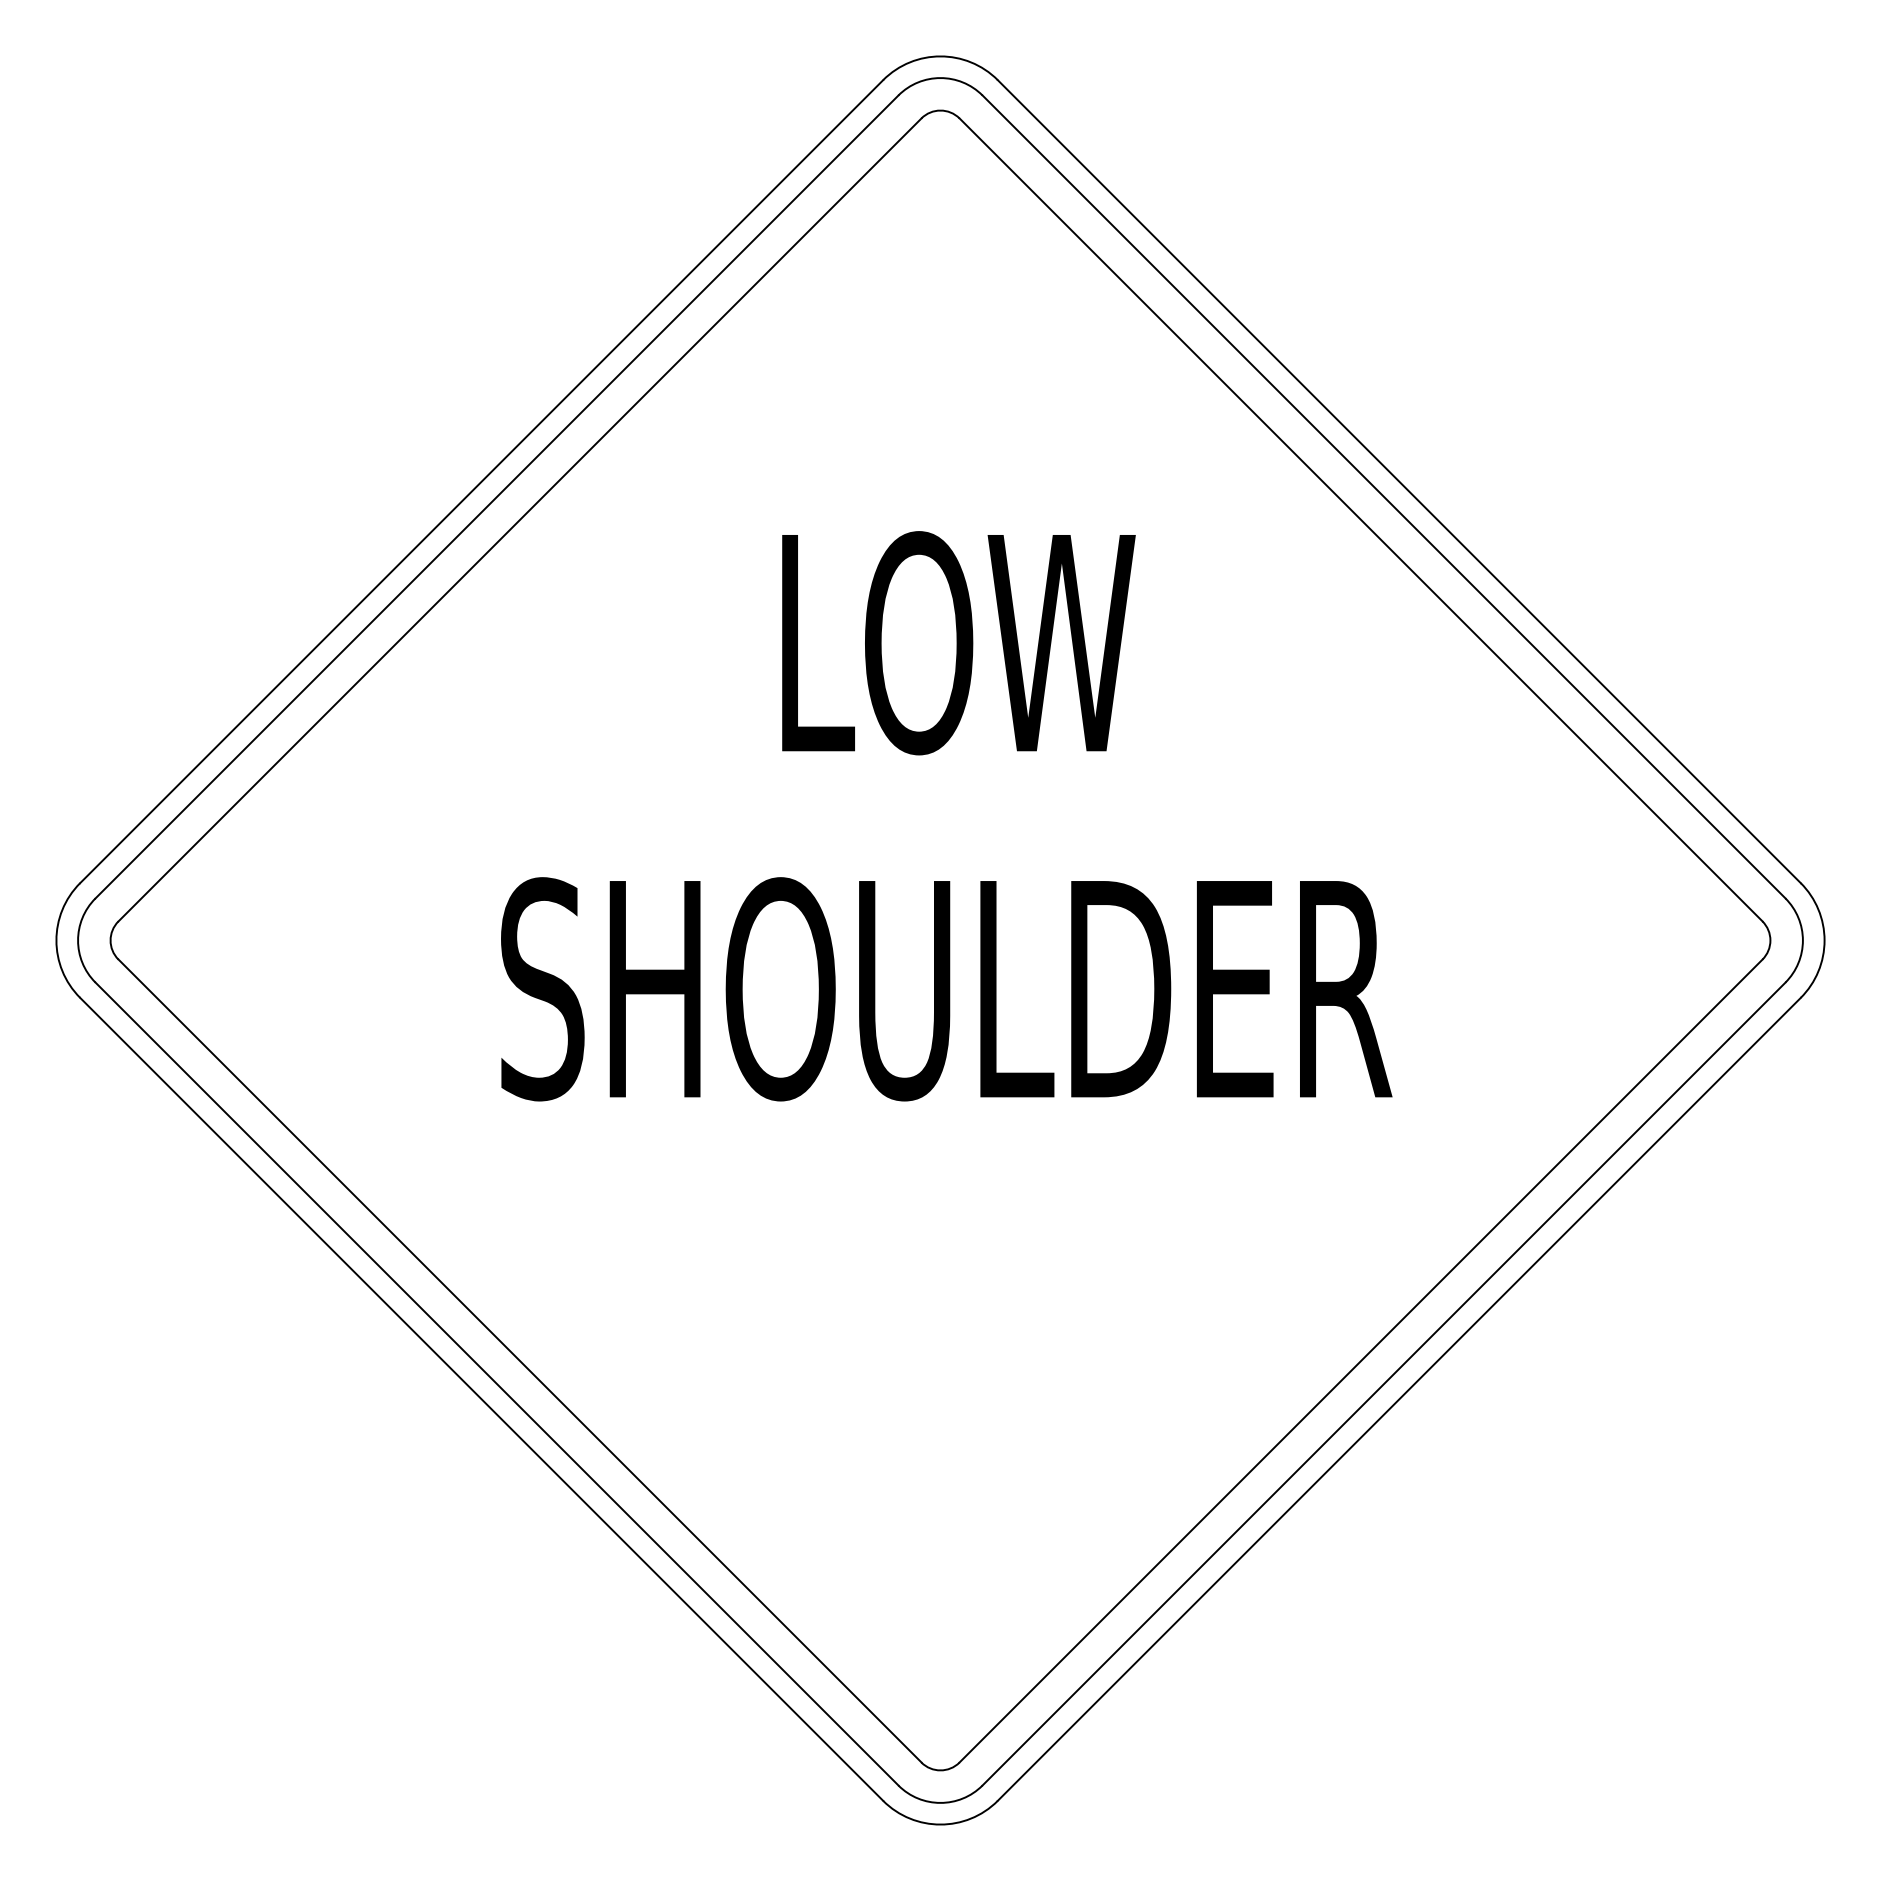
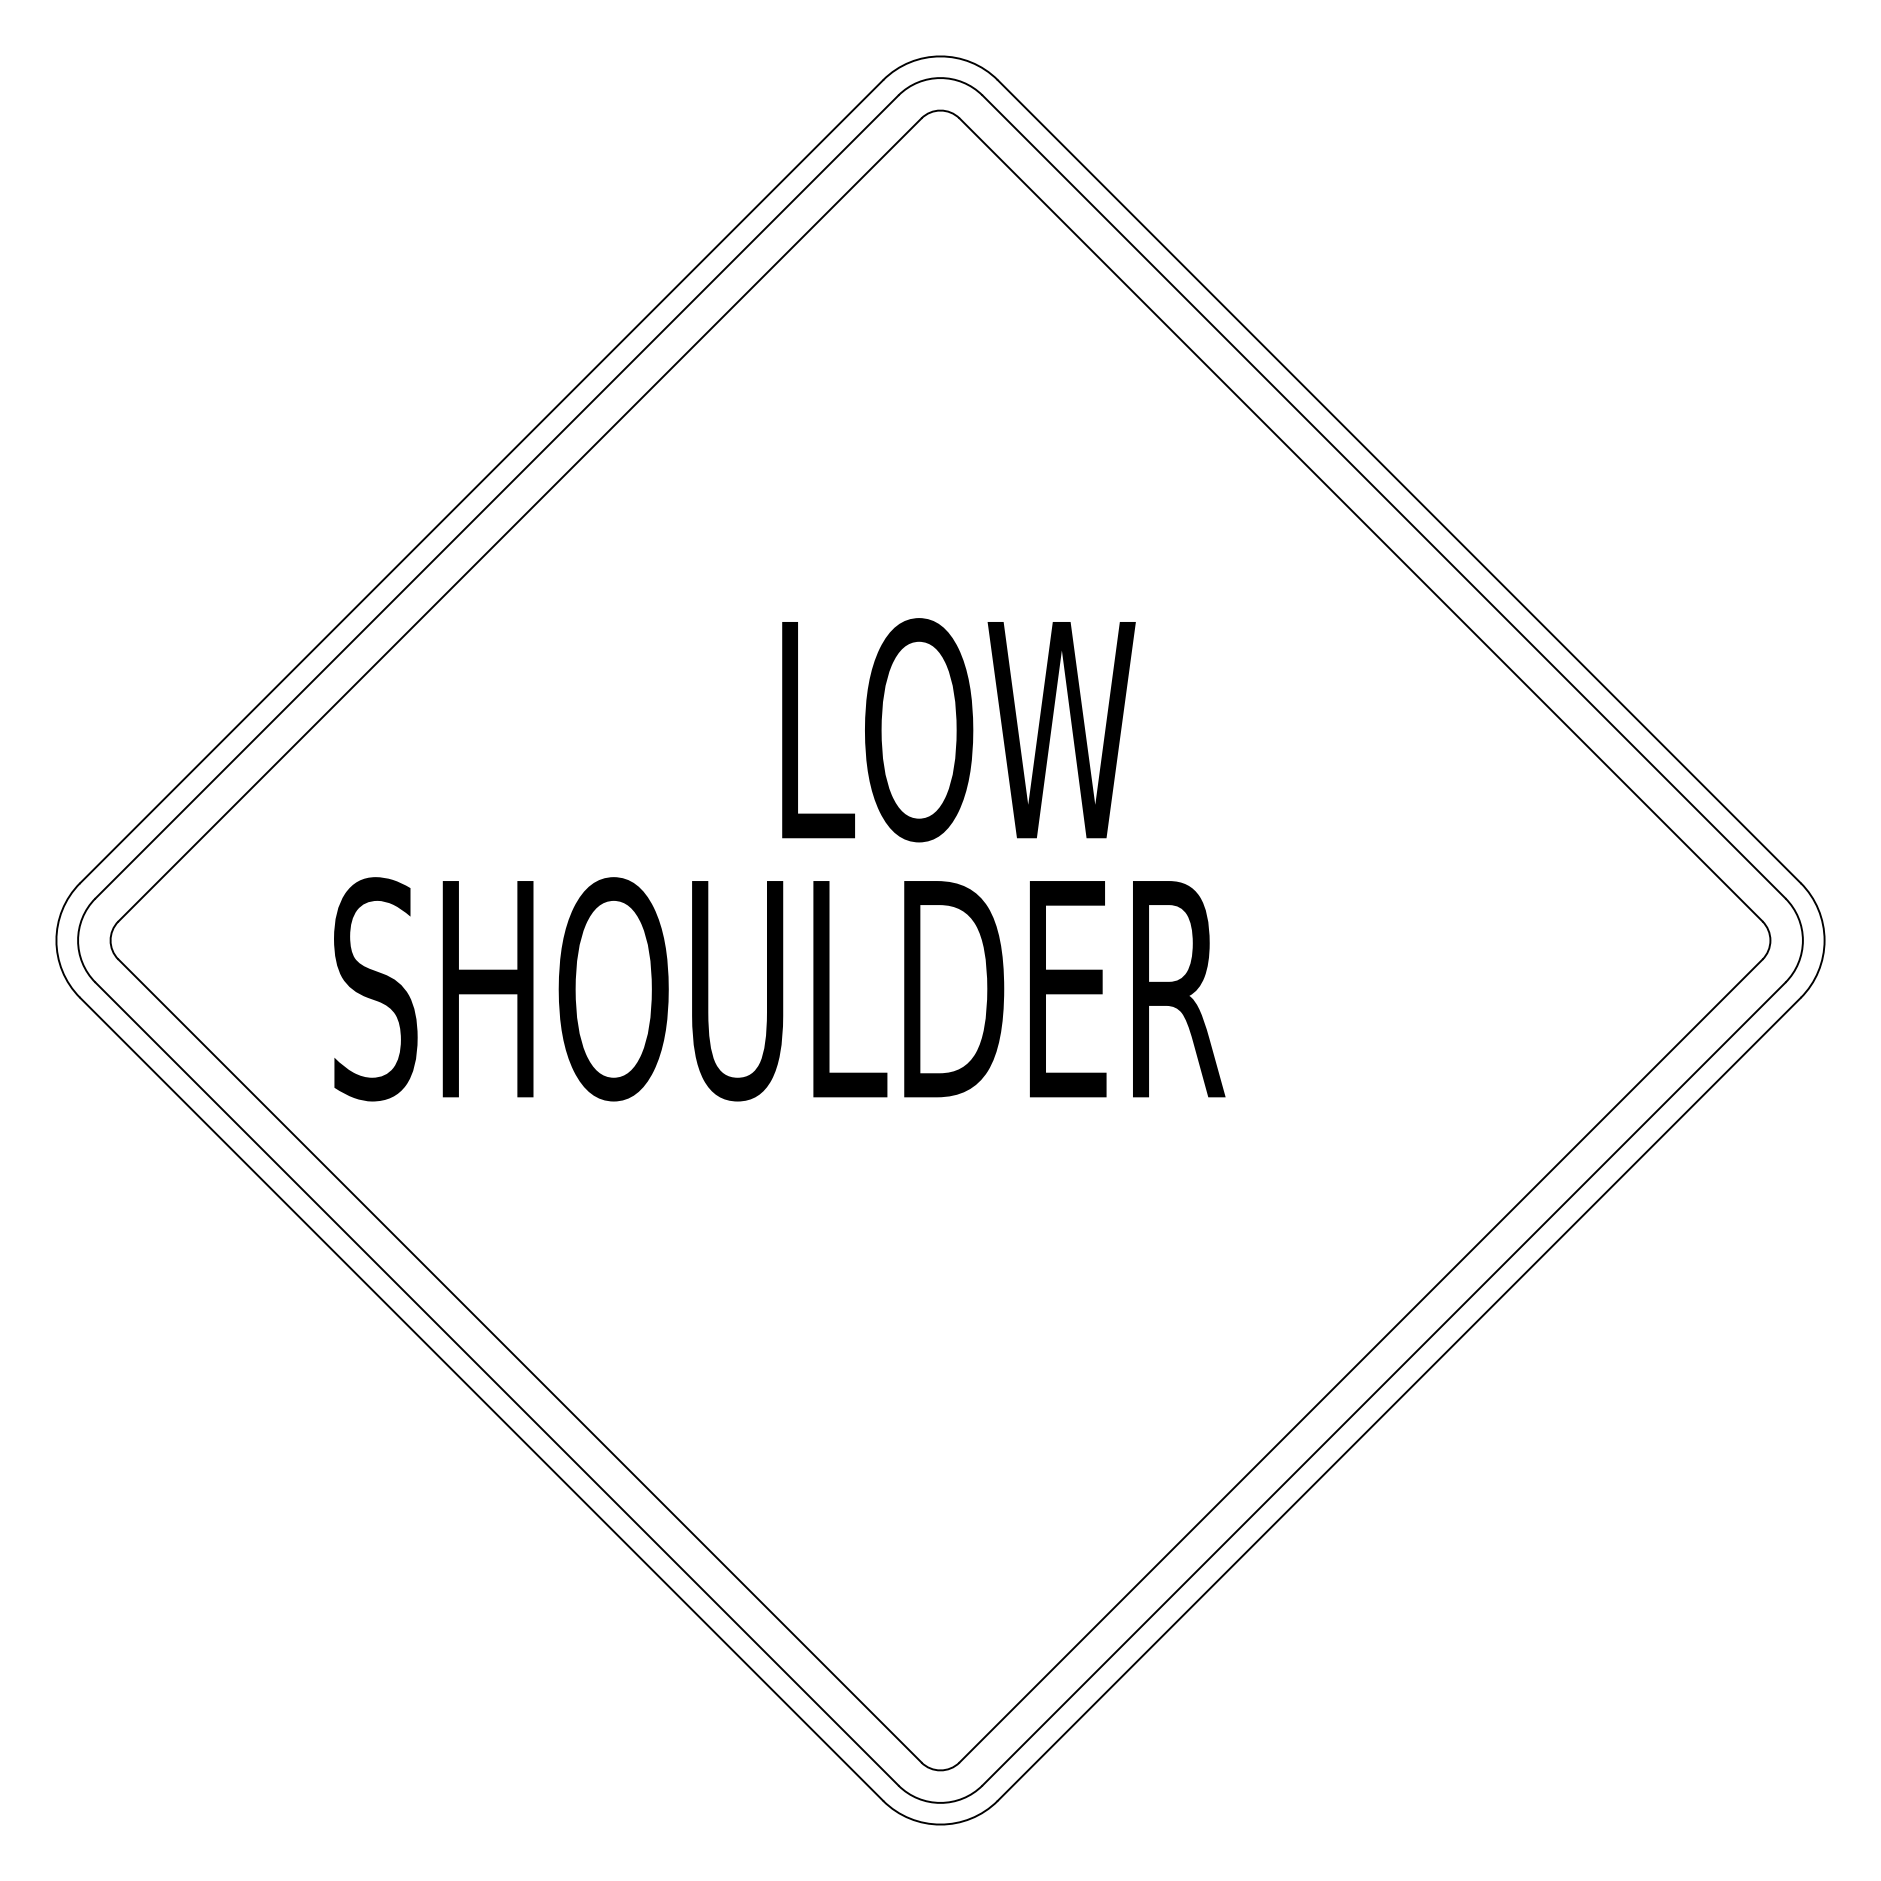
text position: (958, 643) -> (958, 730) (958, 730)
text position: (946, 989) -> (779, 989) (779, 989)
